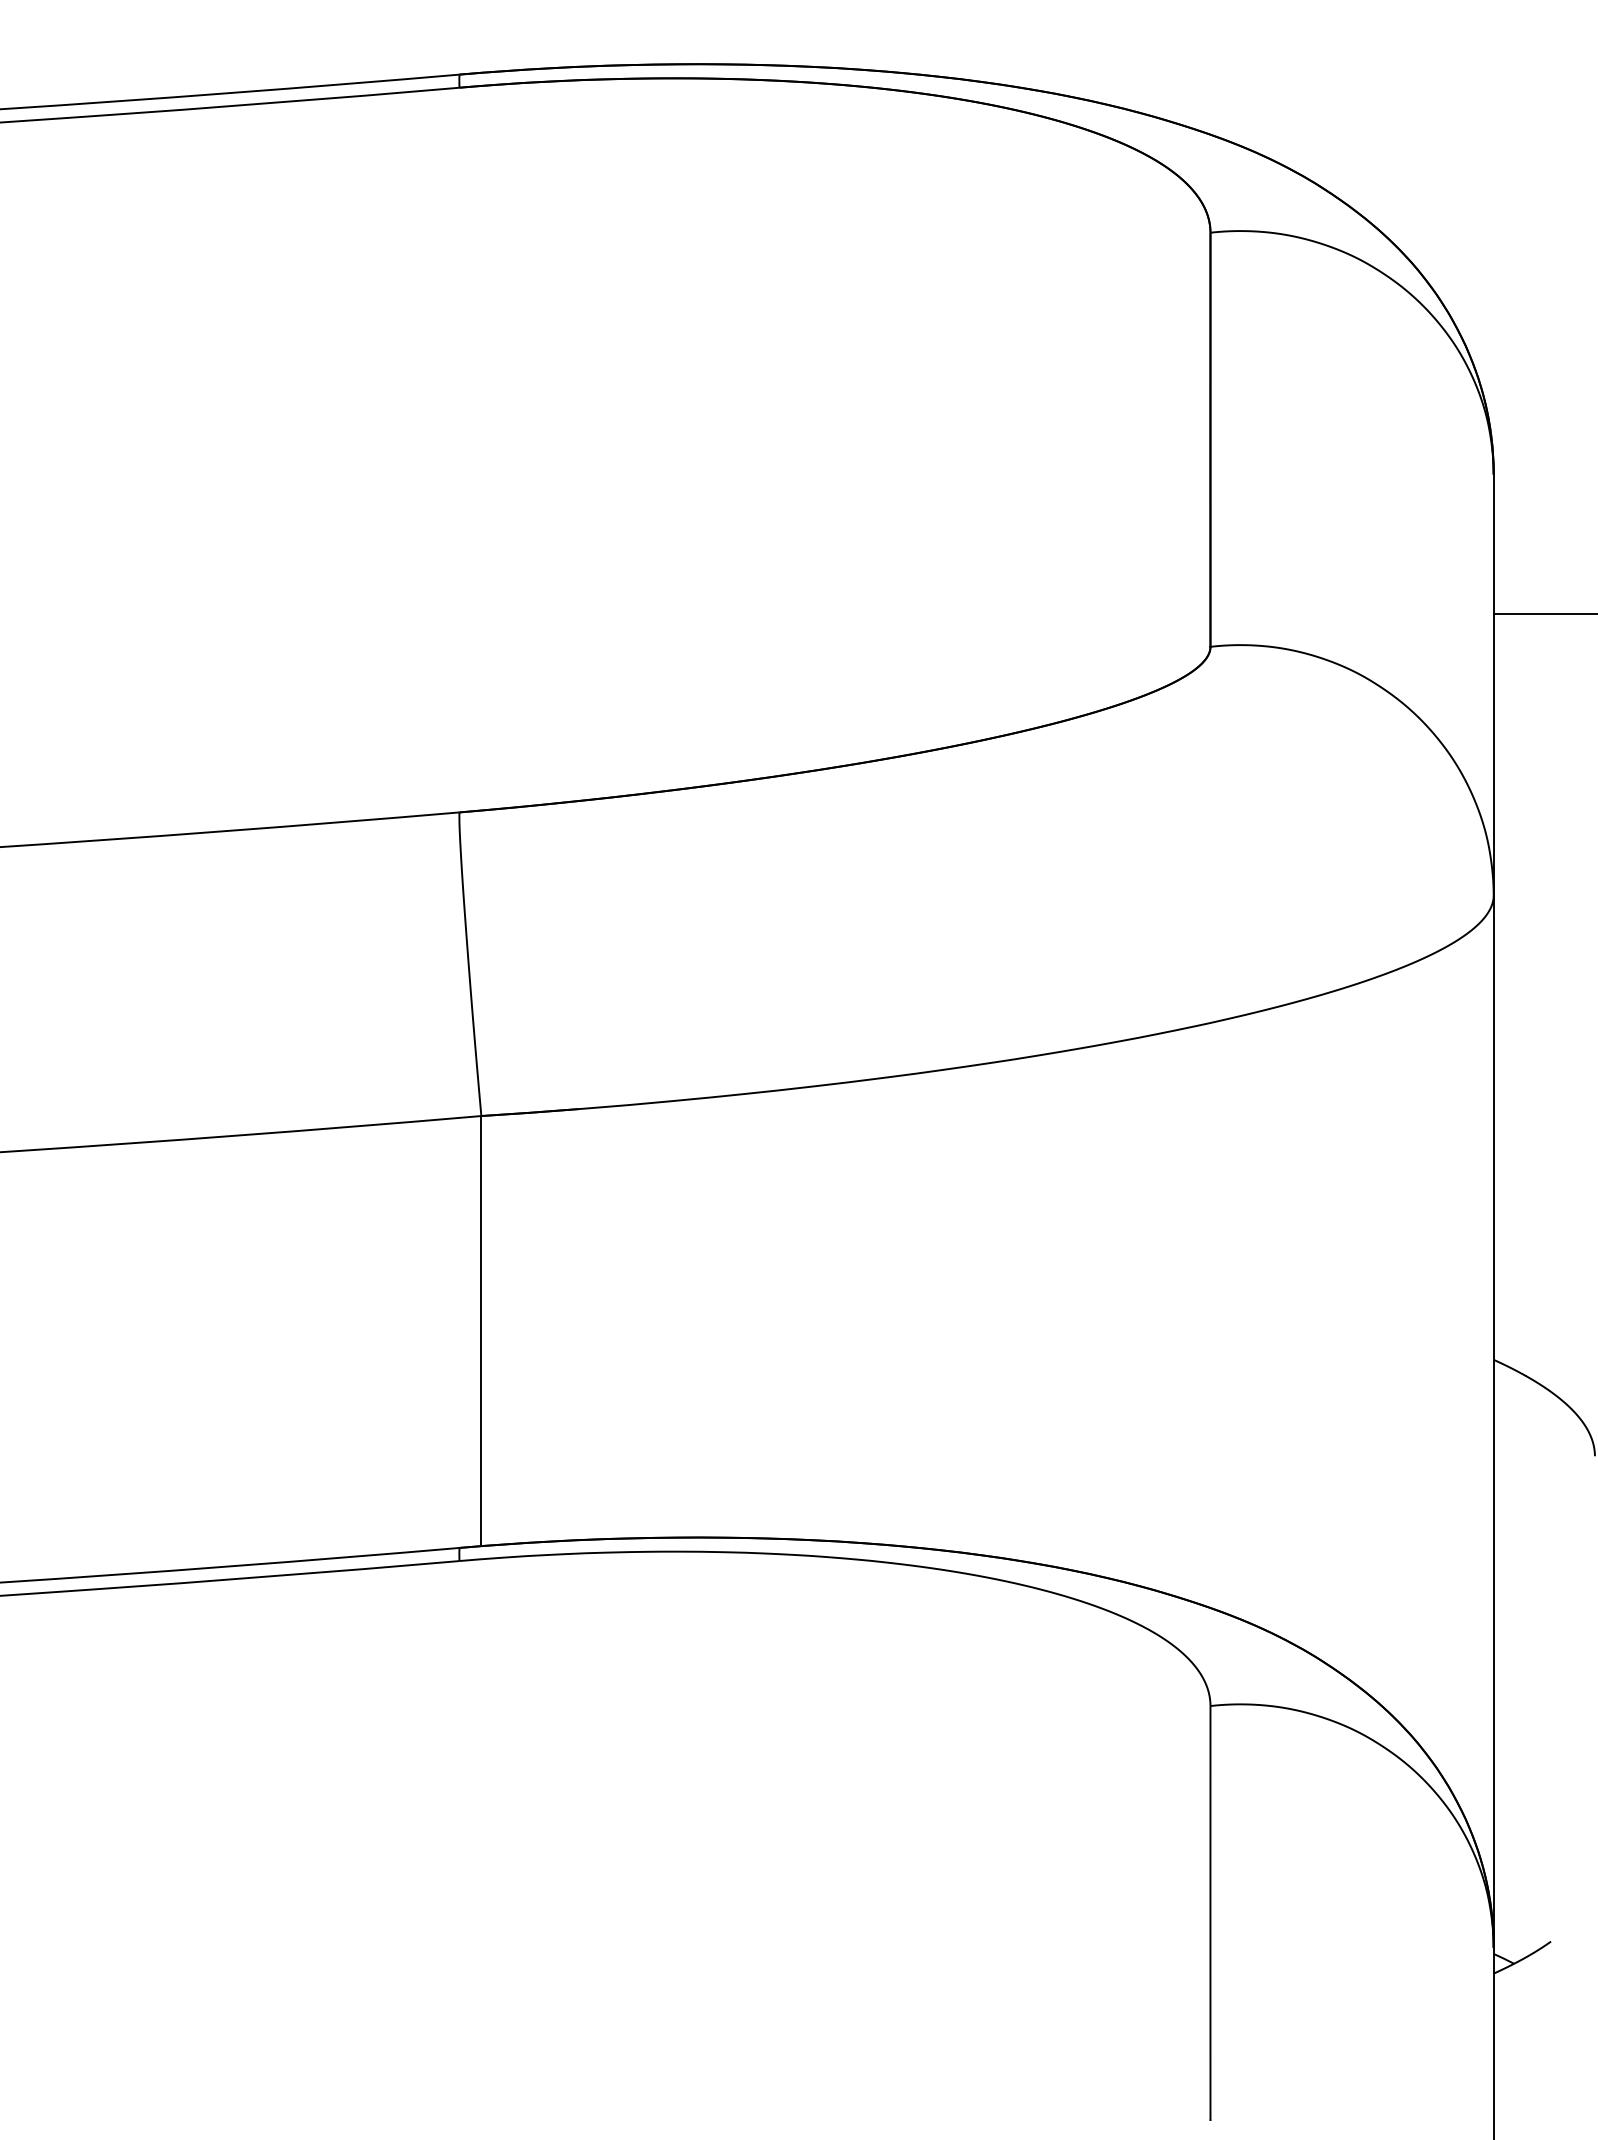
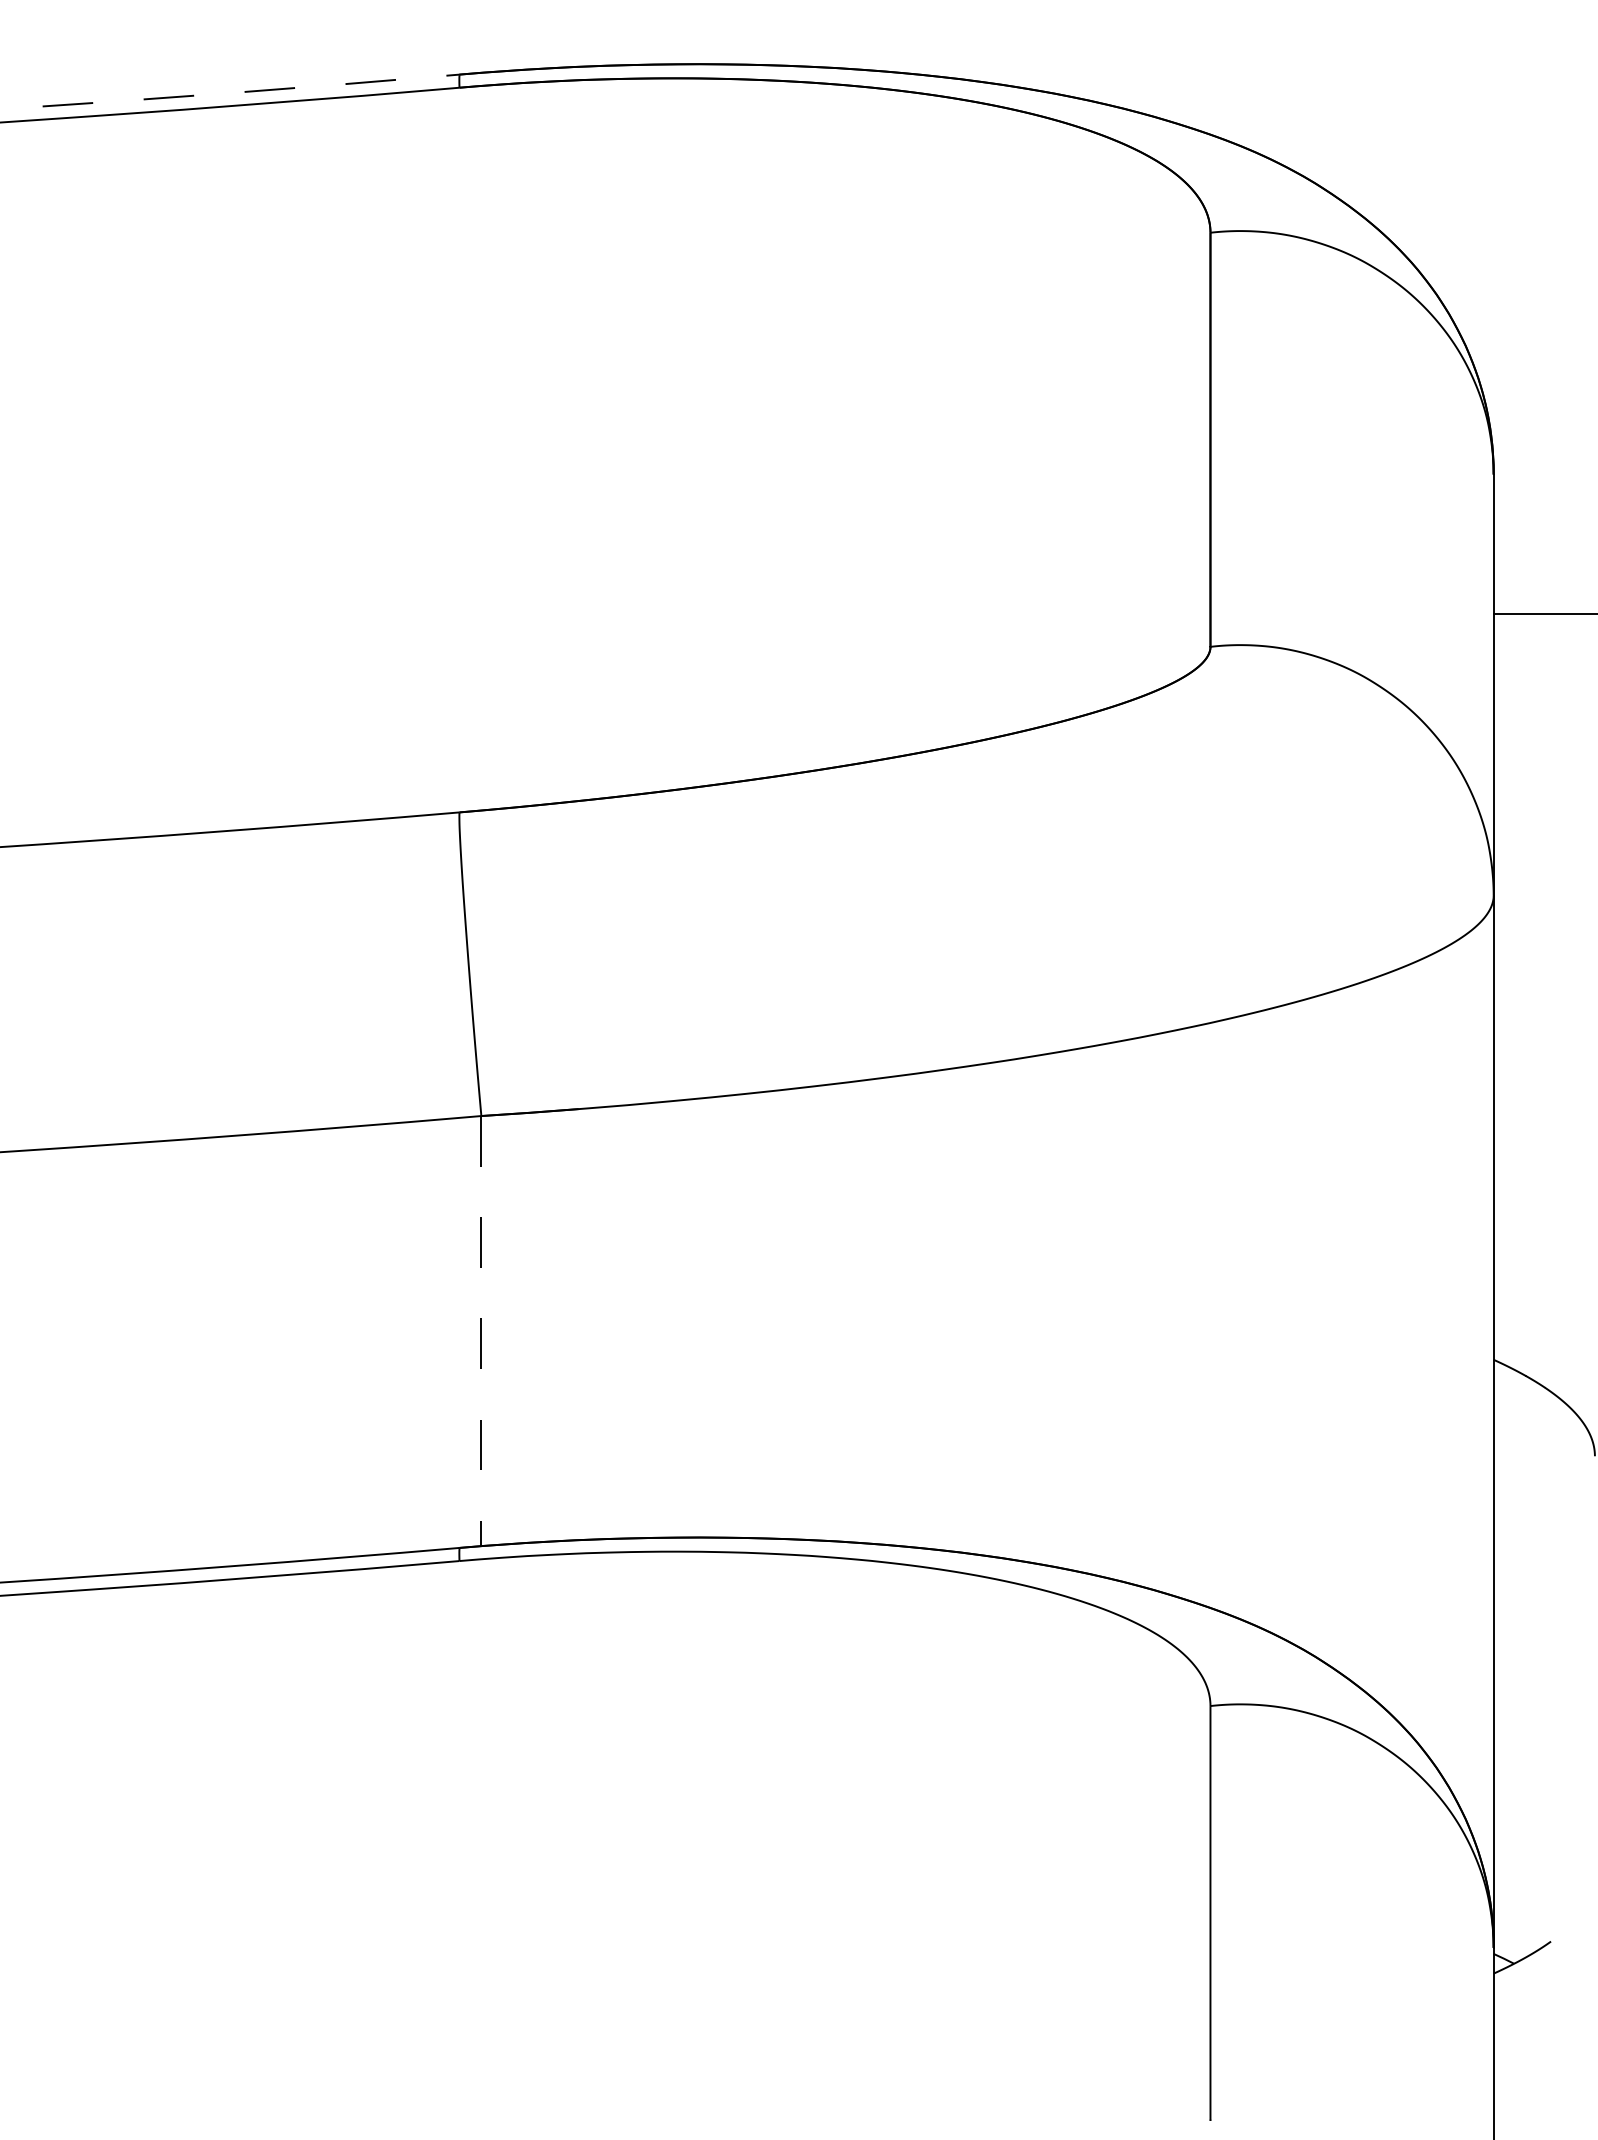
line: solid -> dashed (230, 93)
line: solid -> dashed (481, 1331)
